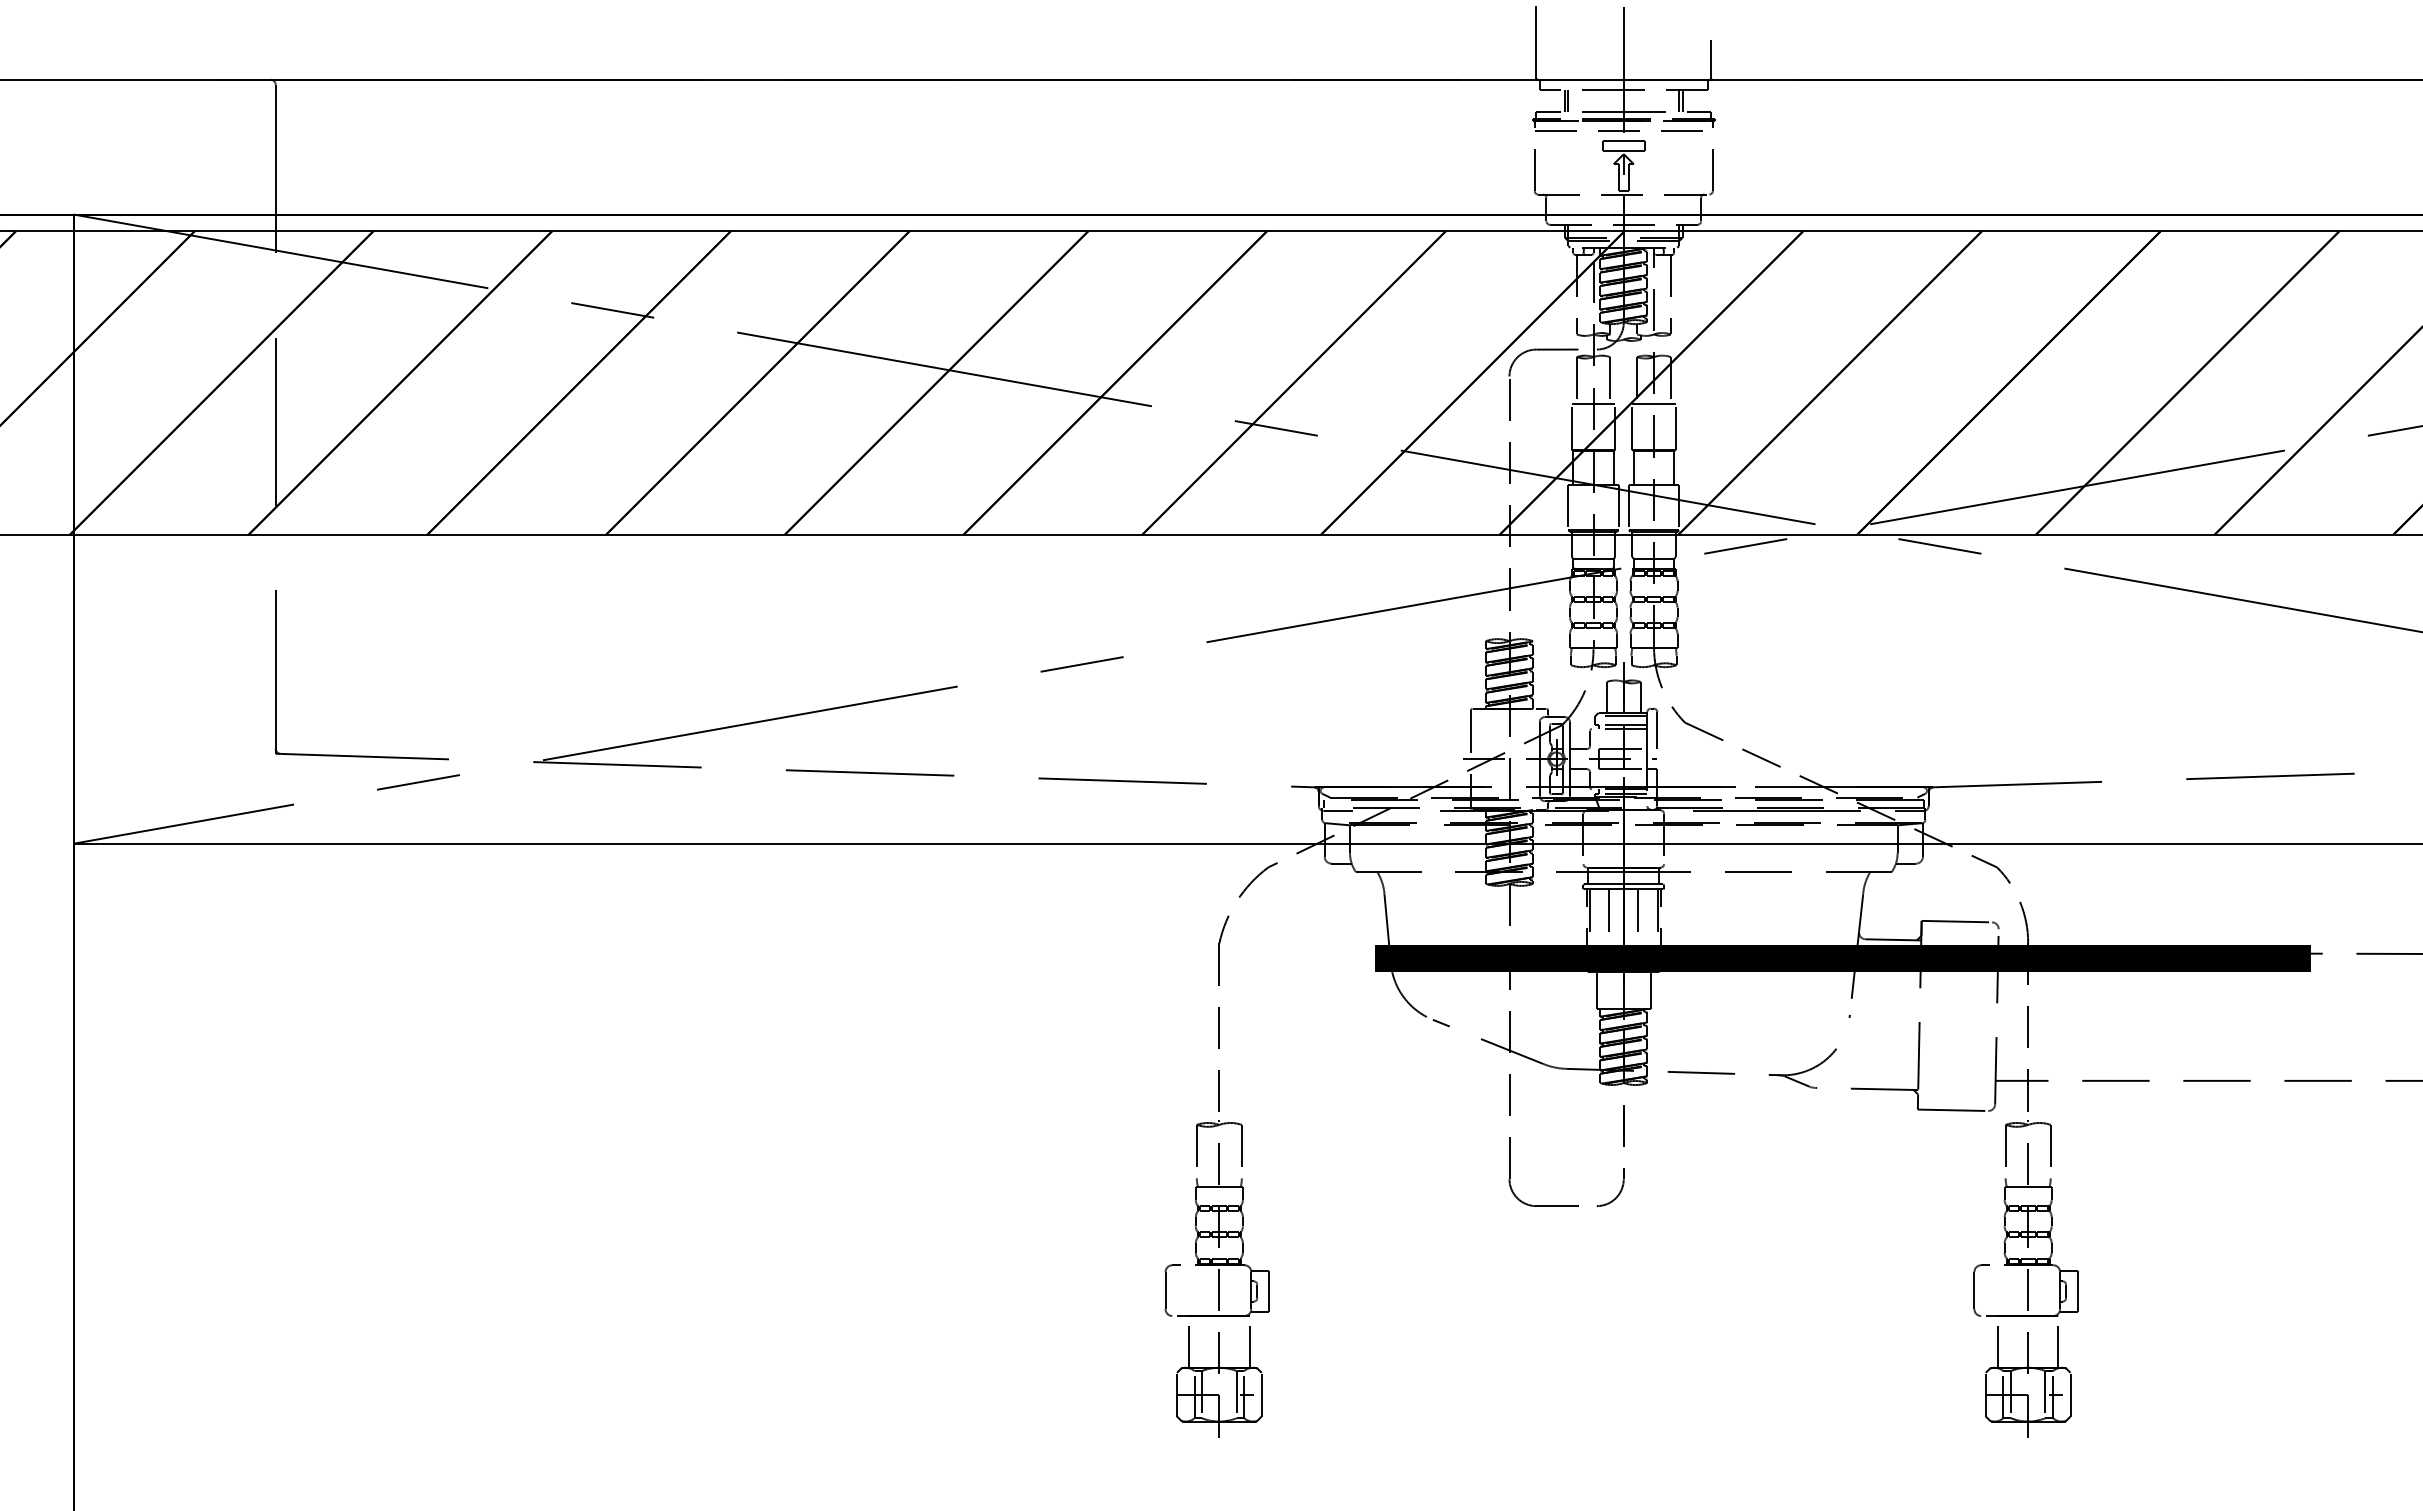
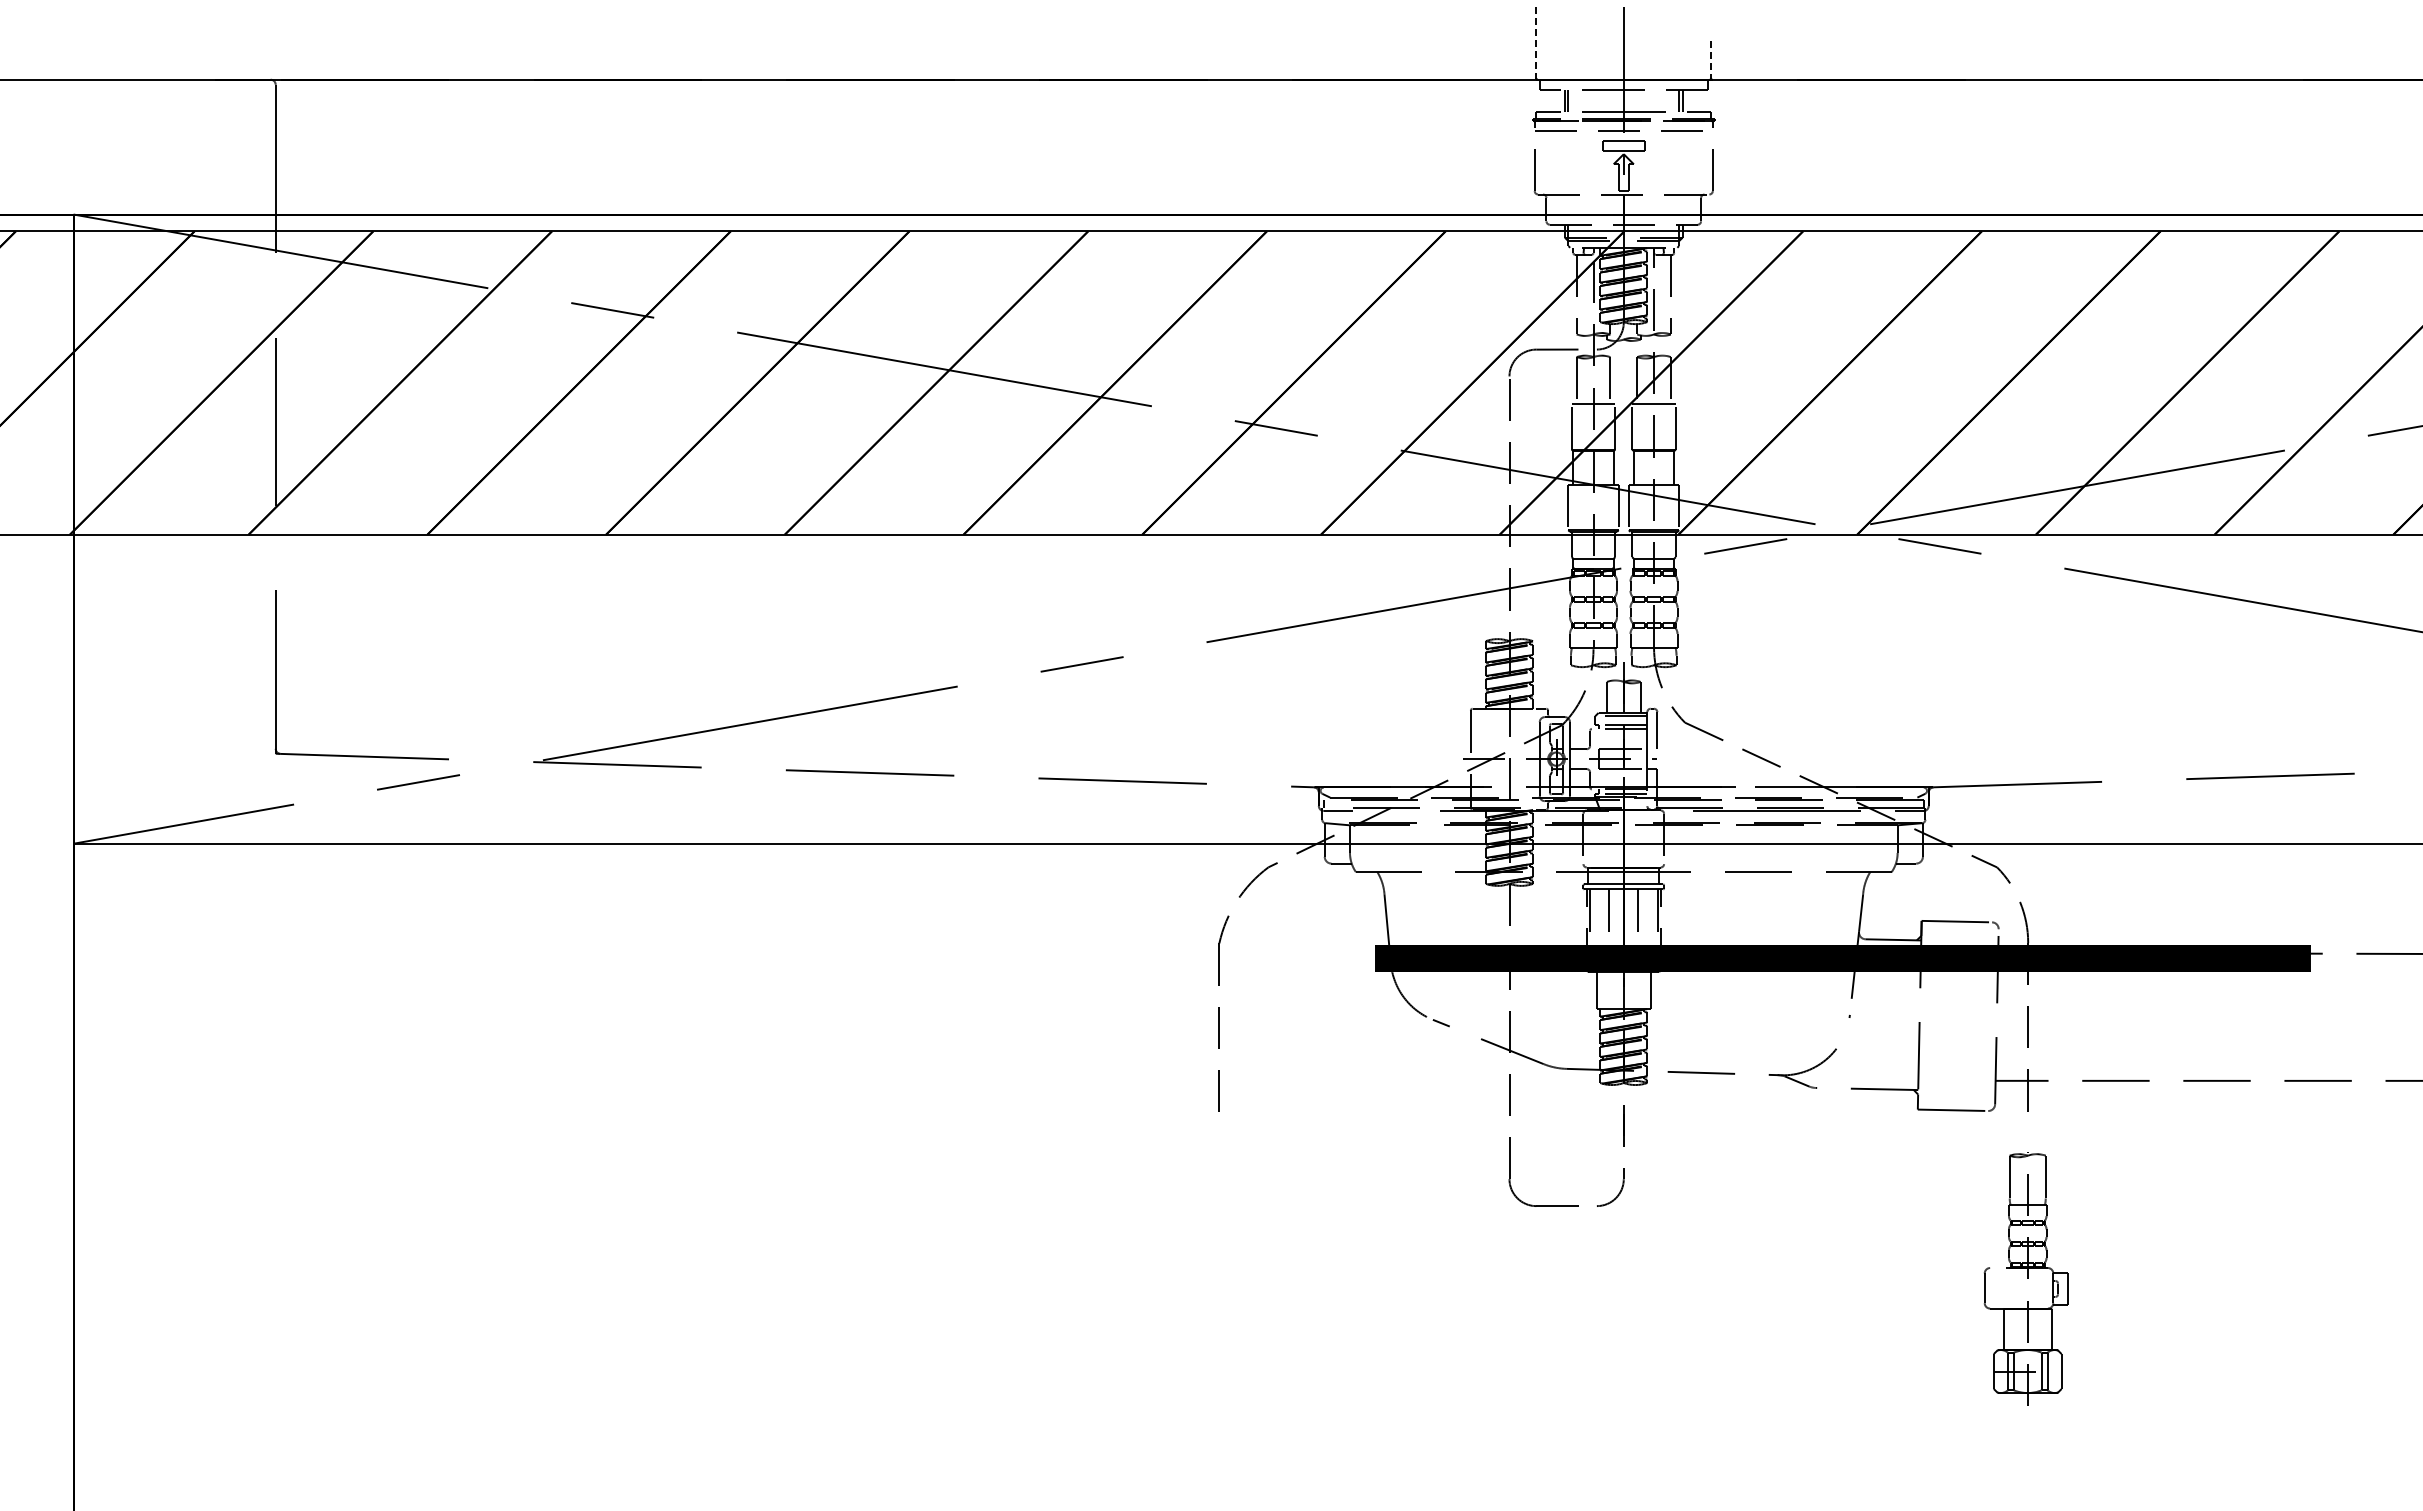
line: solid -> dashed (1536, 42)
line: solid -> dashed (1711, 59)
part: present -> none (1216, 1278)
part size: 106x318 px -> 86x254 px (2025, 1278)
